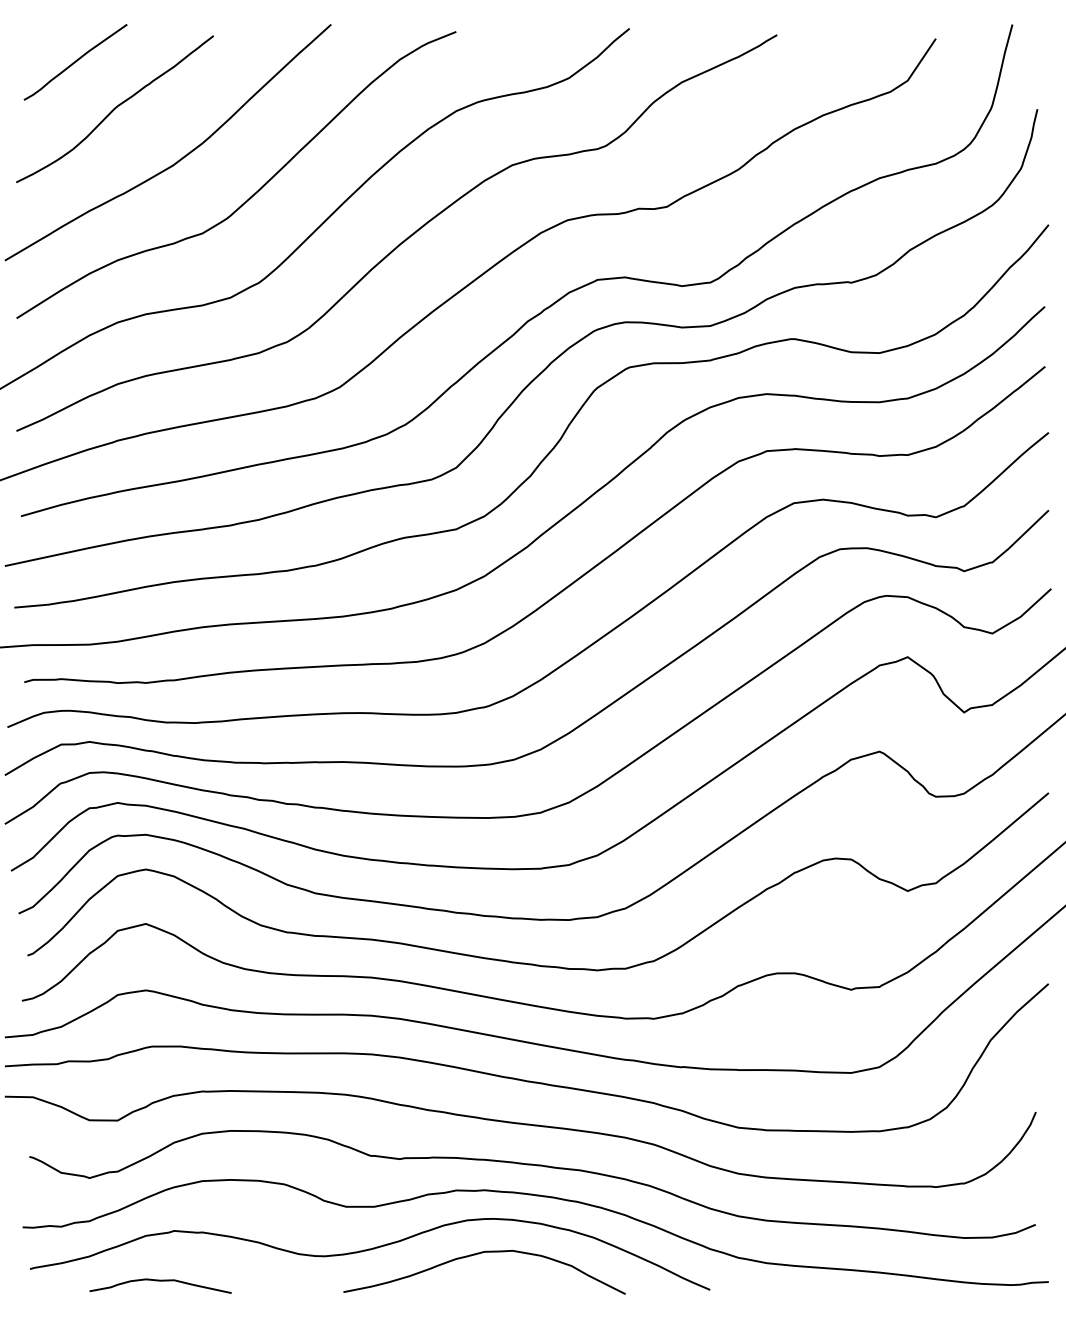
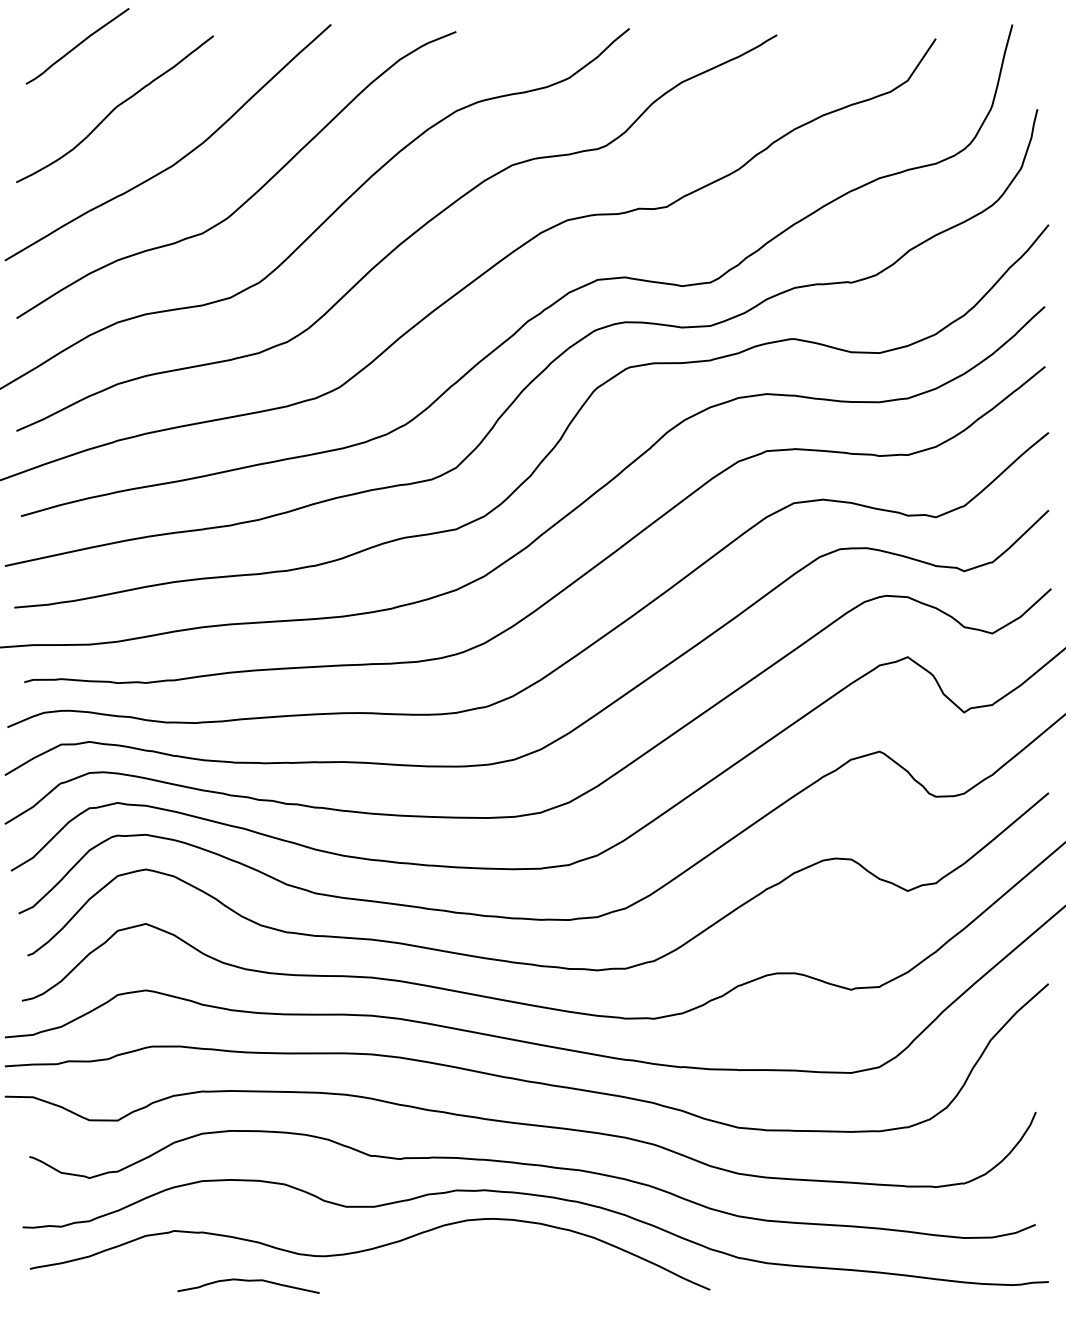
curve position: (75, 62) -> (77, 46) (77, 46)
curve: present -> none (479, 1254)
curve position: (160, 1281) -> (248, 1281) (248, 1281)
